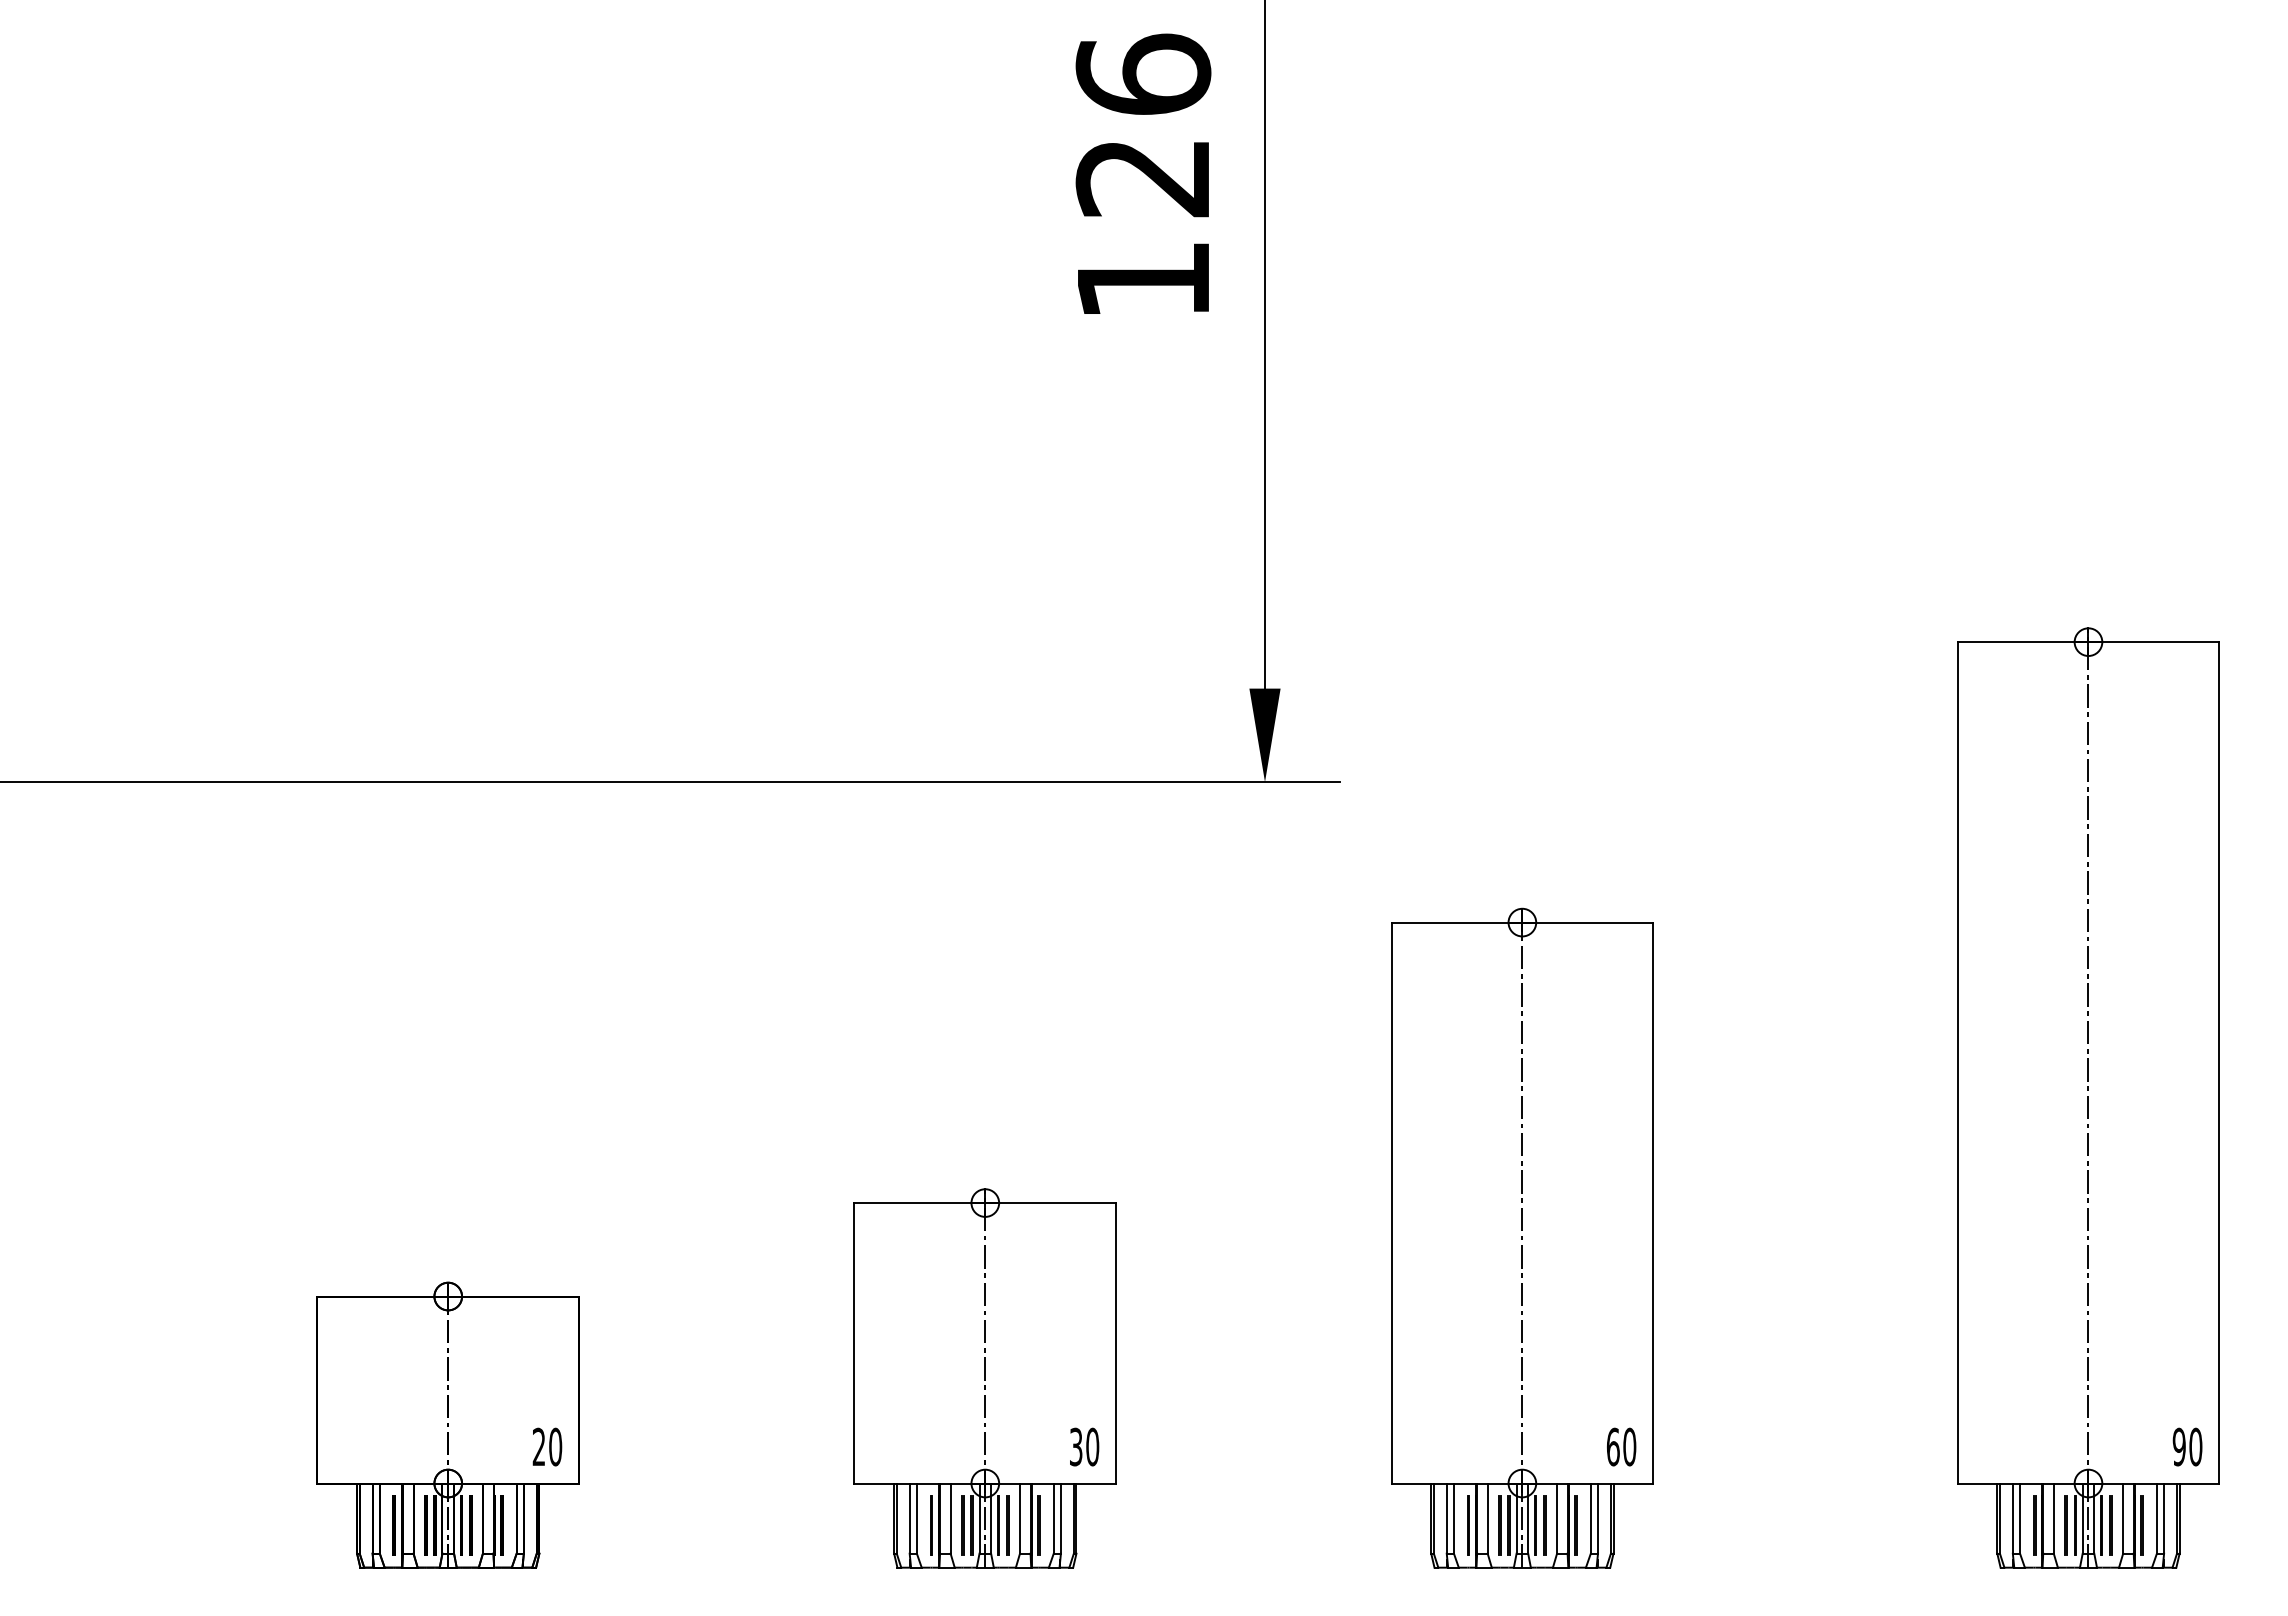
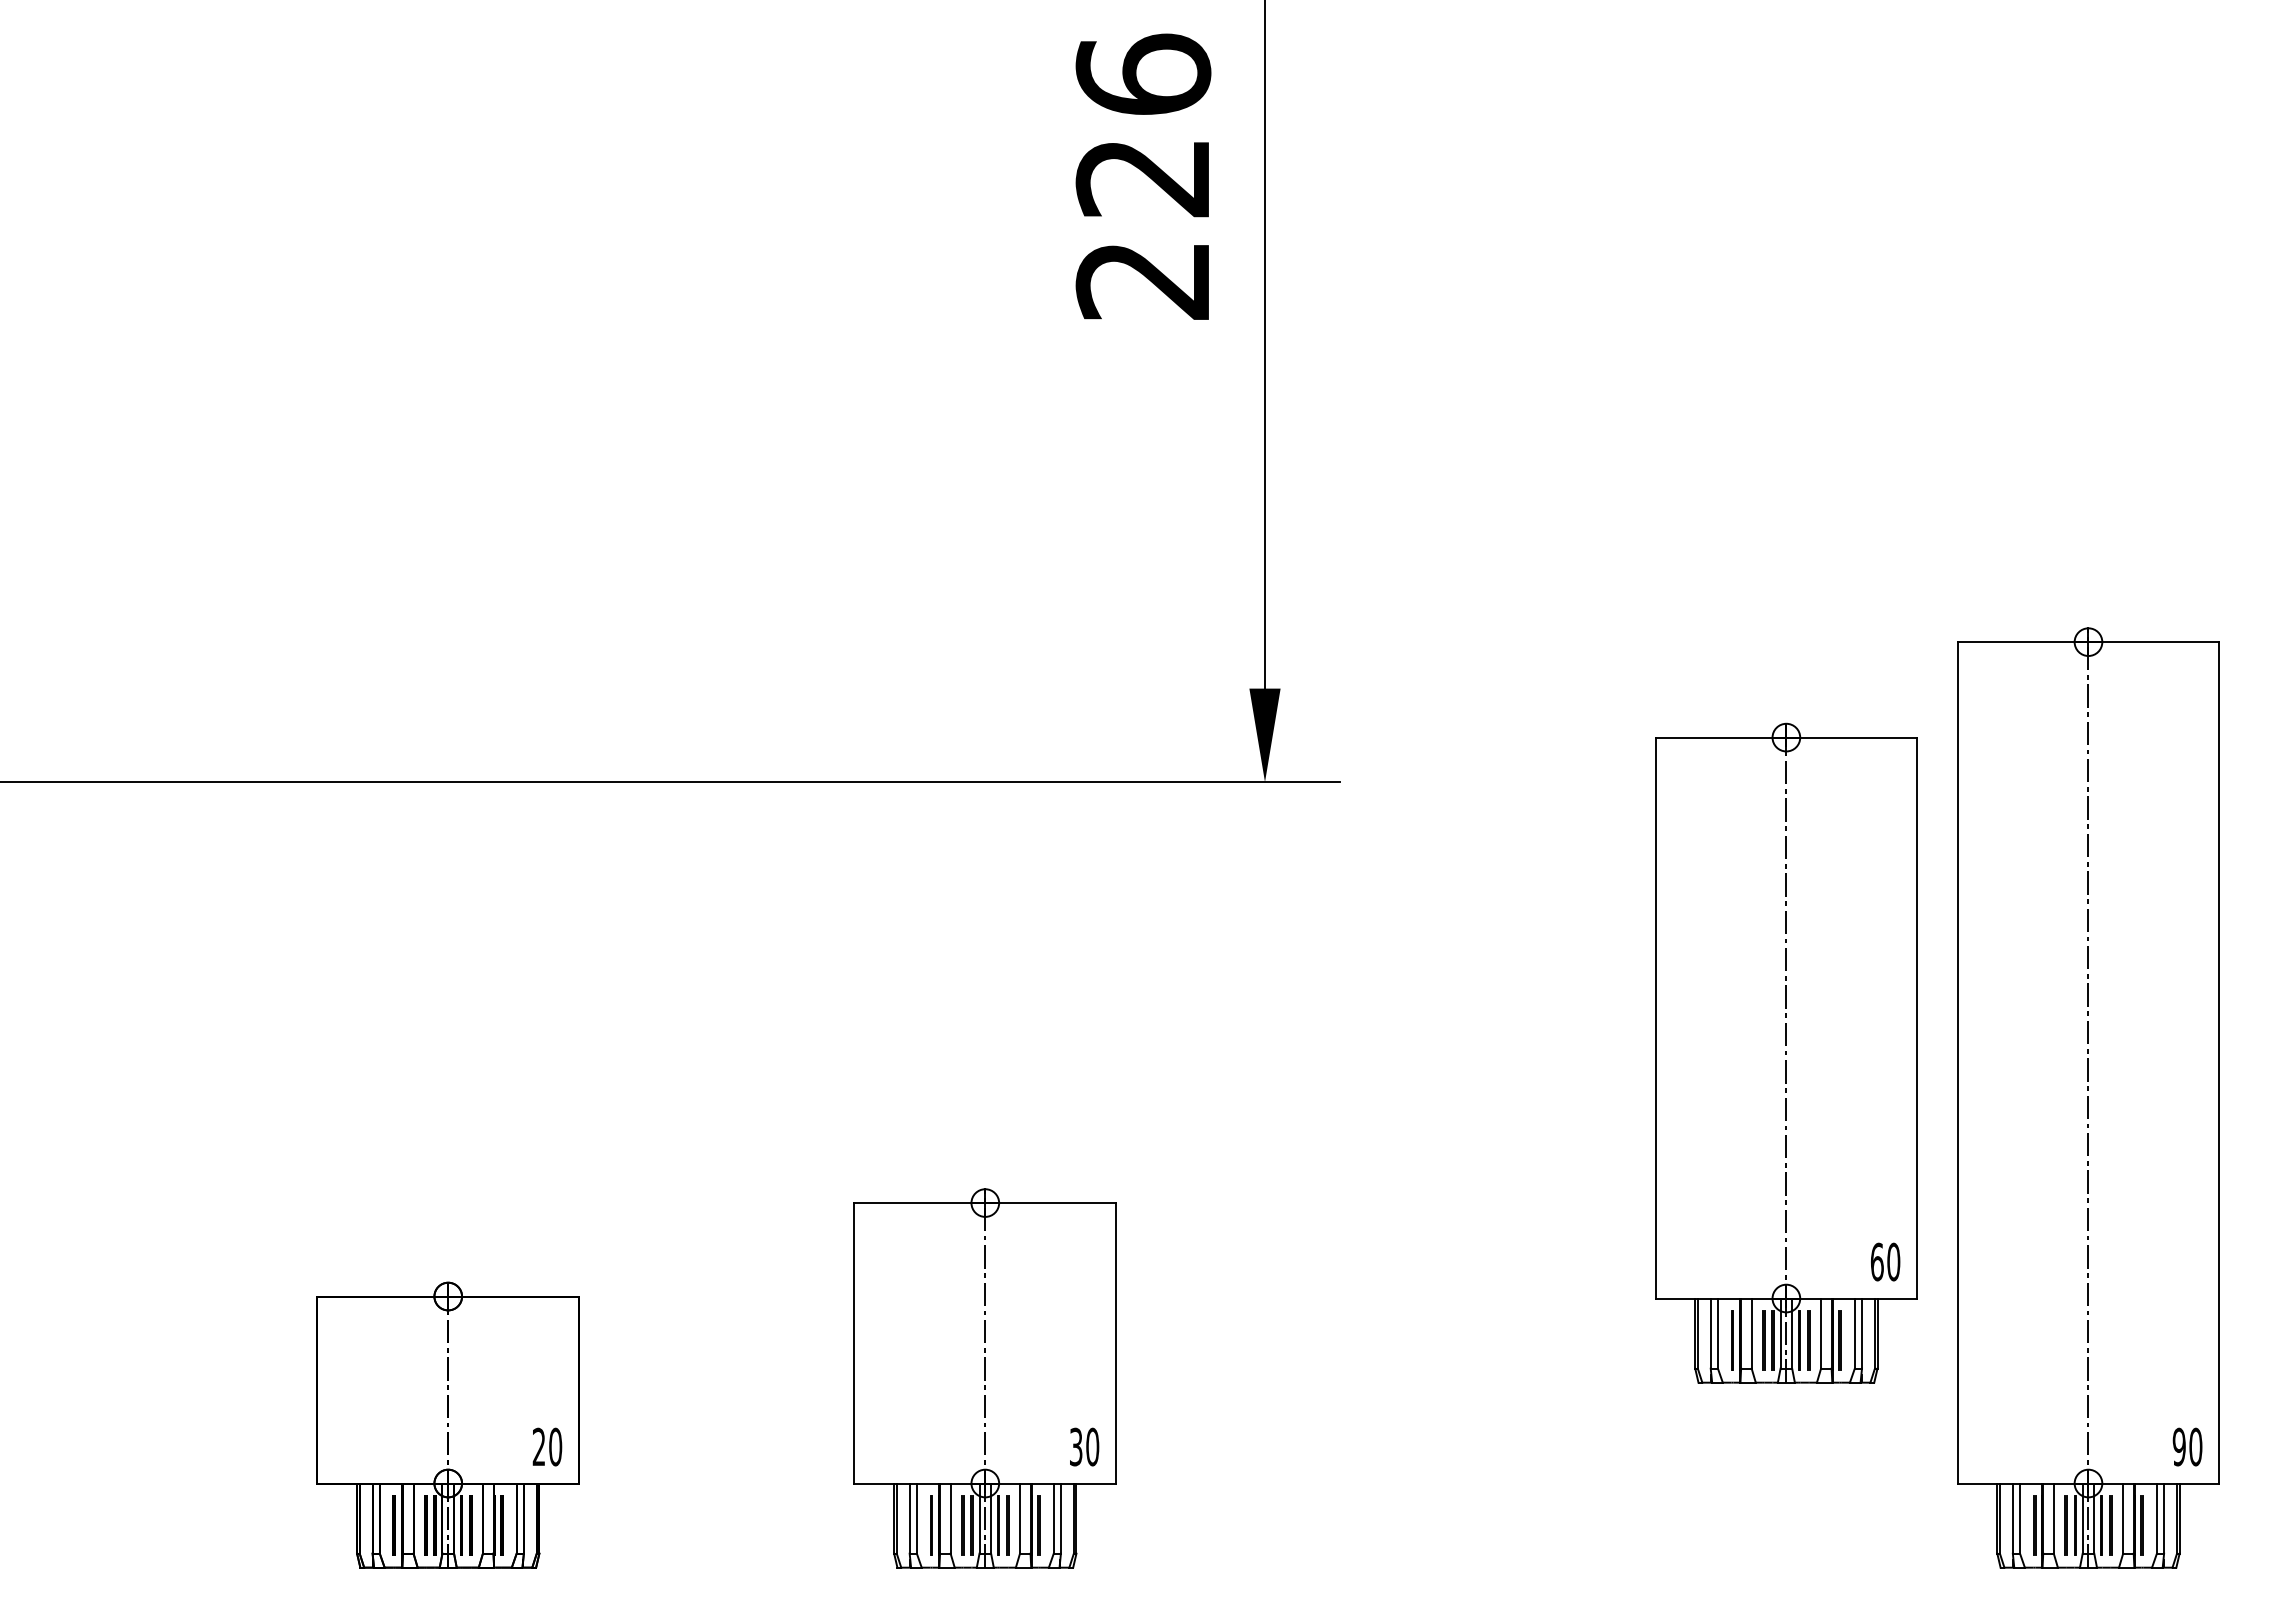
text: 126 -> 226 (1141, 281)
part position: (1522, 1237) -> (1786, 1052) (1786, 1052)
